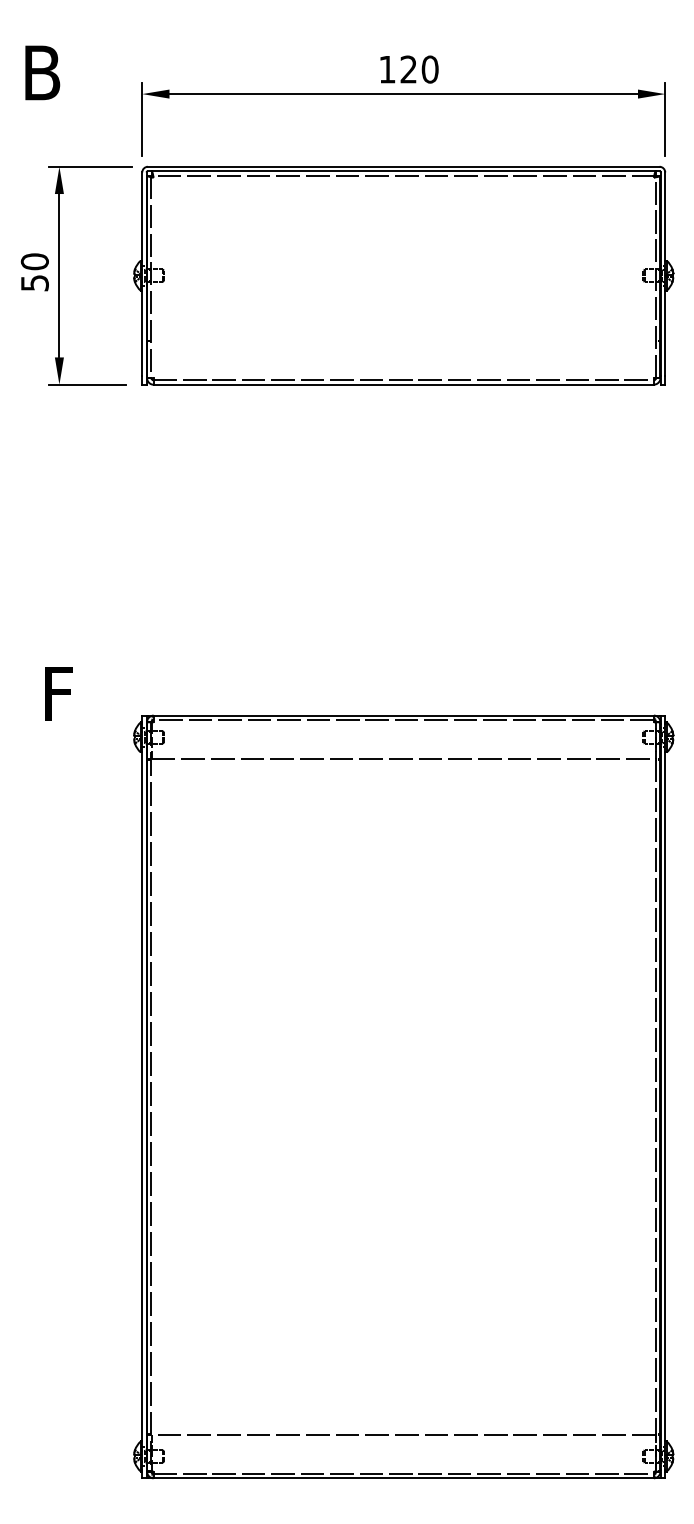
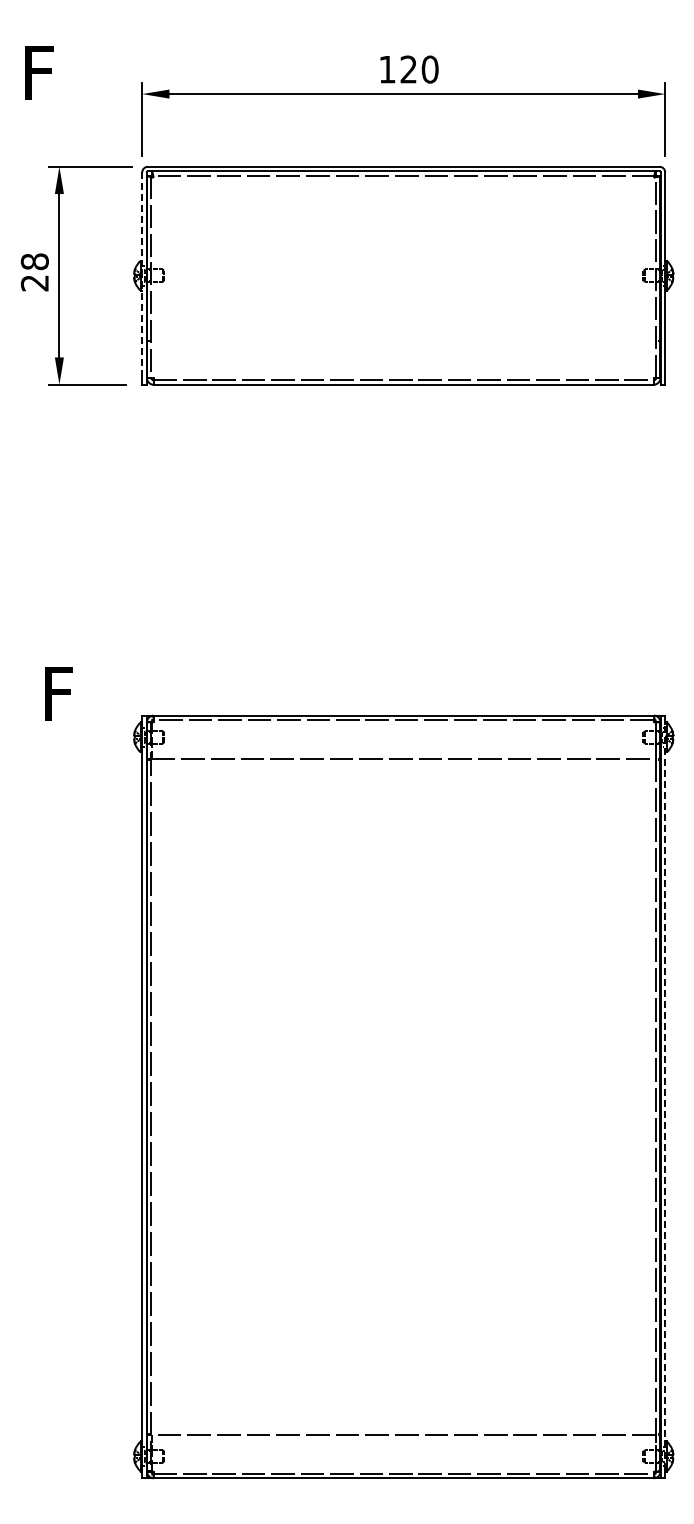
text: B -> F (42, 72)
text: 50 -> 28 (34, 272)
line: solid -> dashed (142, 274)
line: solid -> dashed (665, 1096)
